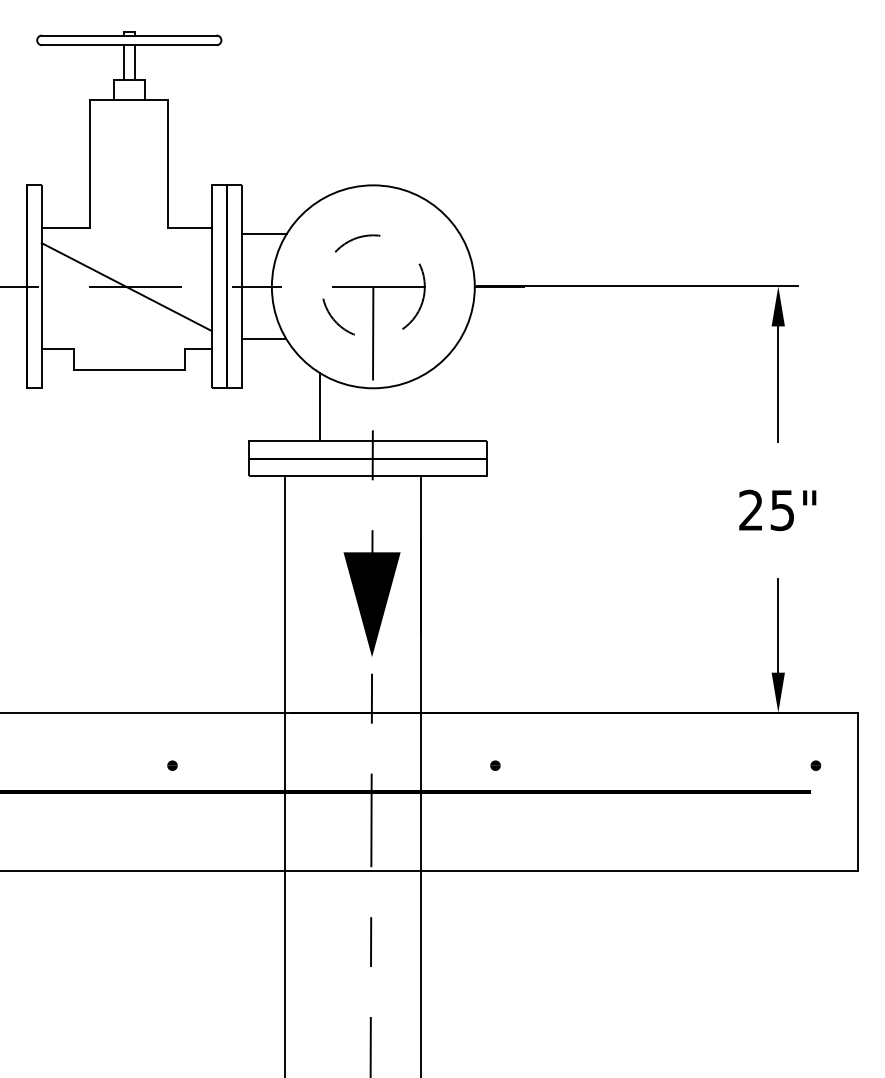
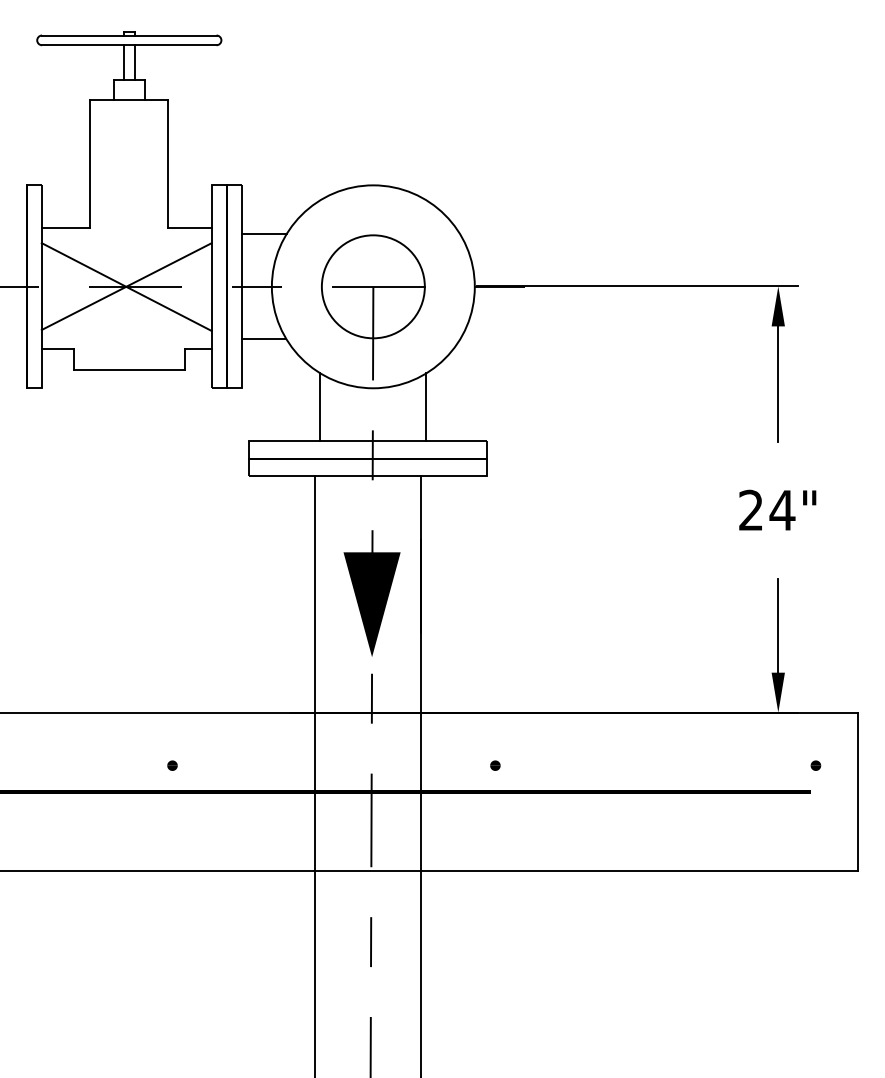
line: none -> present (126, 286)
circle: dashed -> solid (372, 286)
line: none -> present (426, 407)
text: 25" -> 24" (782, 510)
line position: (285, 775) -> (315, 775) (315, 775)
